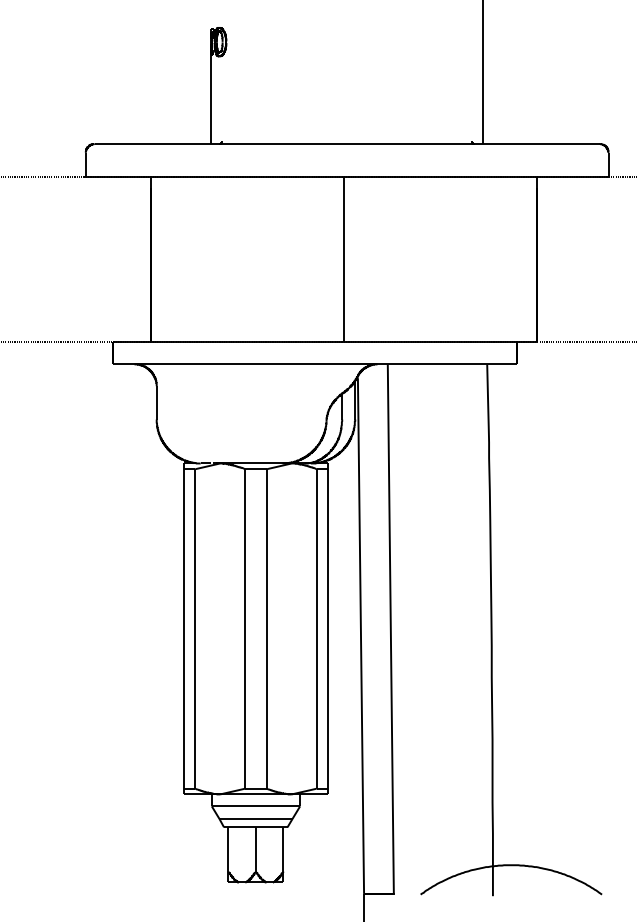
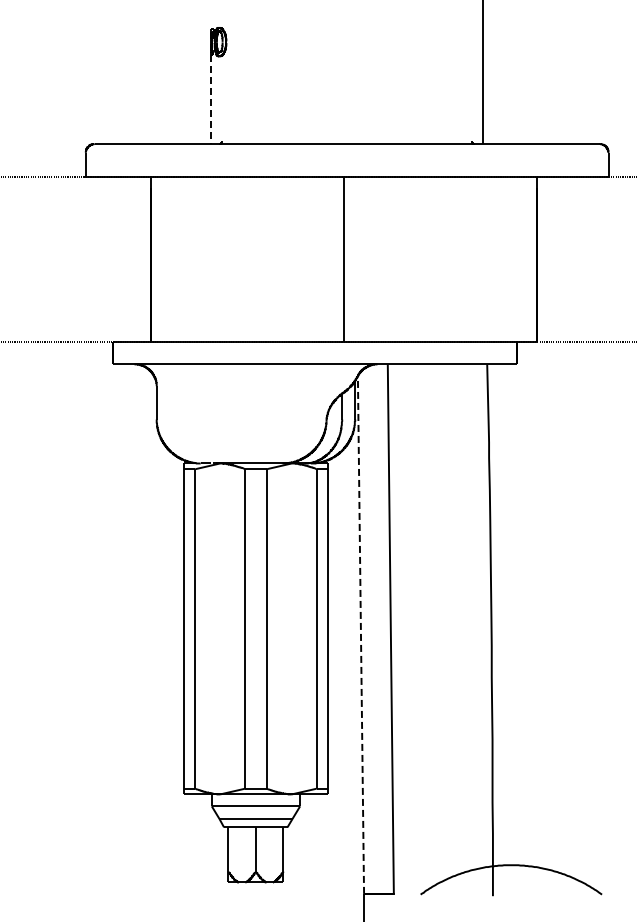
line: solid -> dashed (211, 94)
line: solid -> dashed (360, 636)
